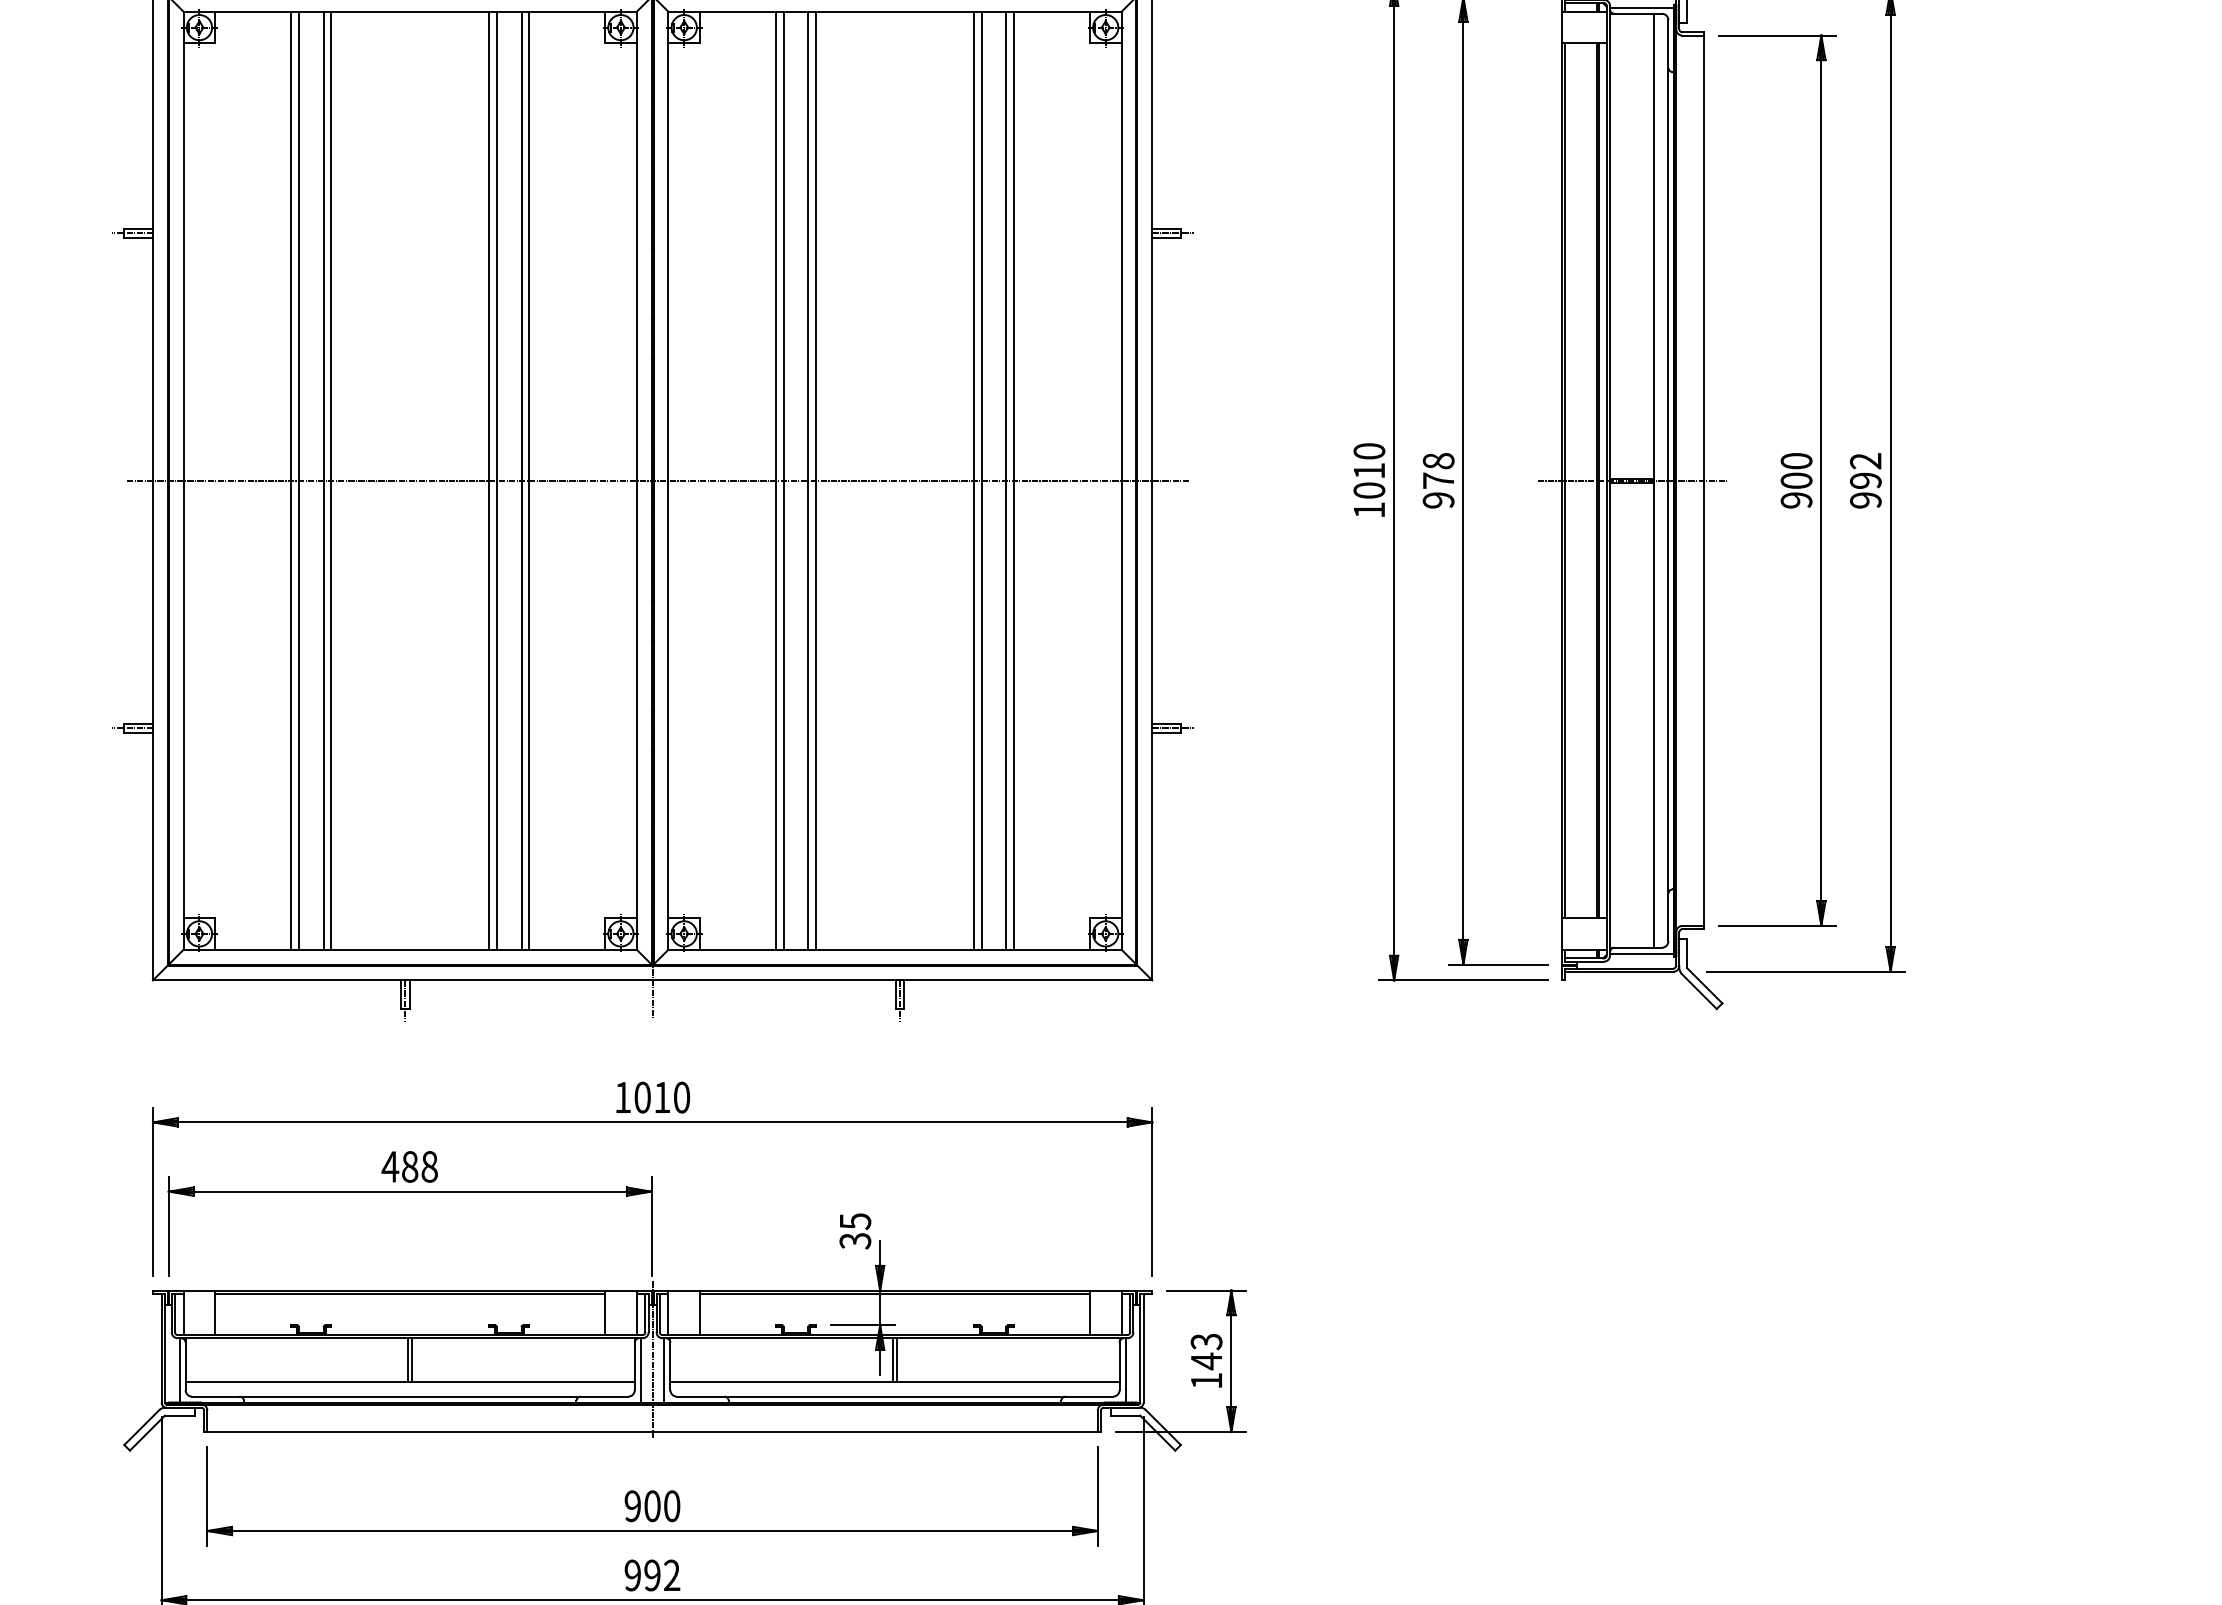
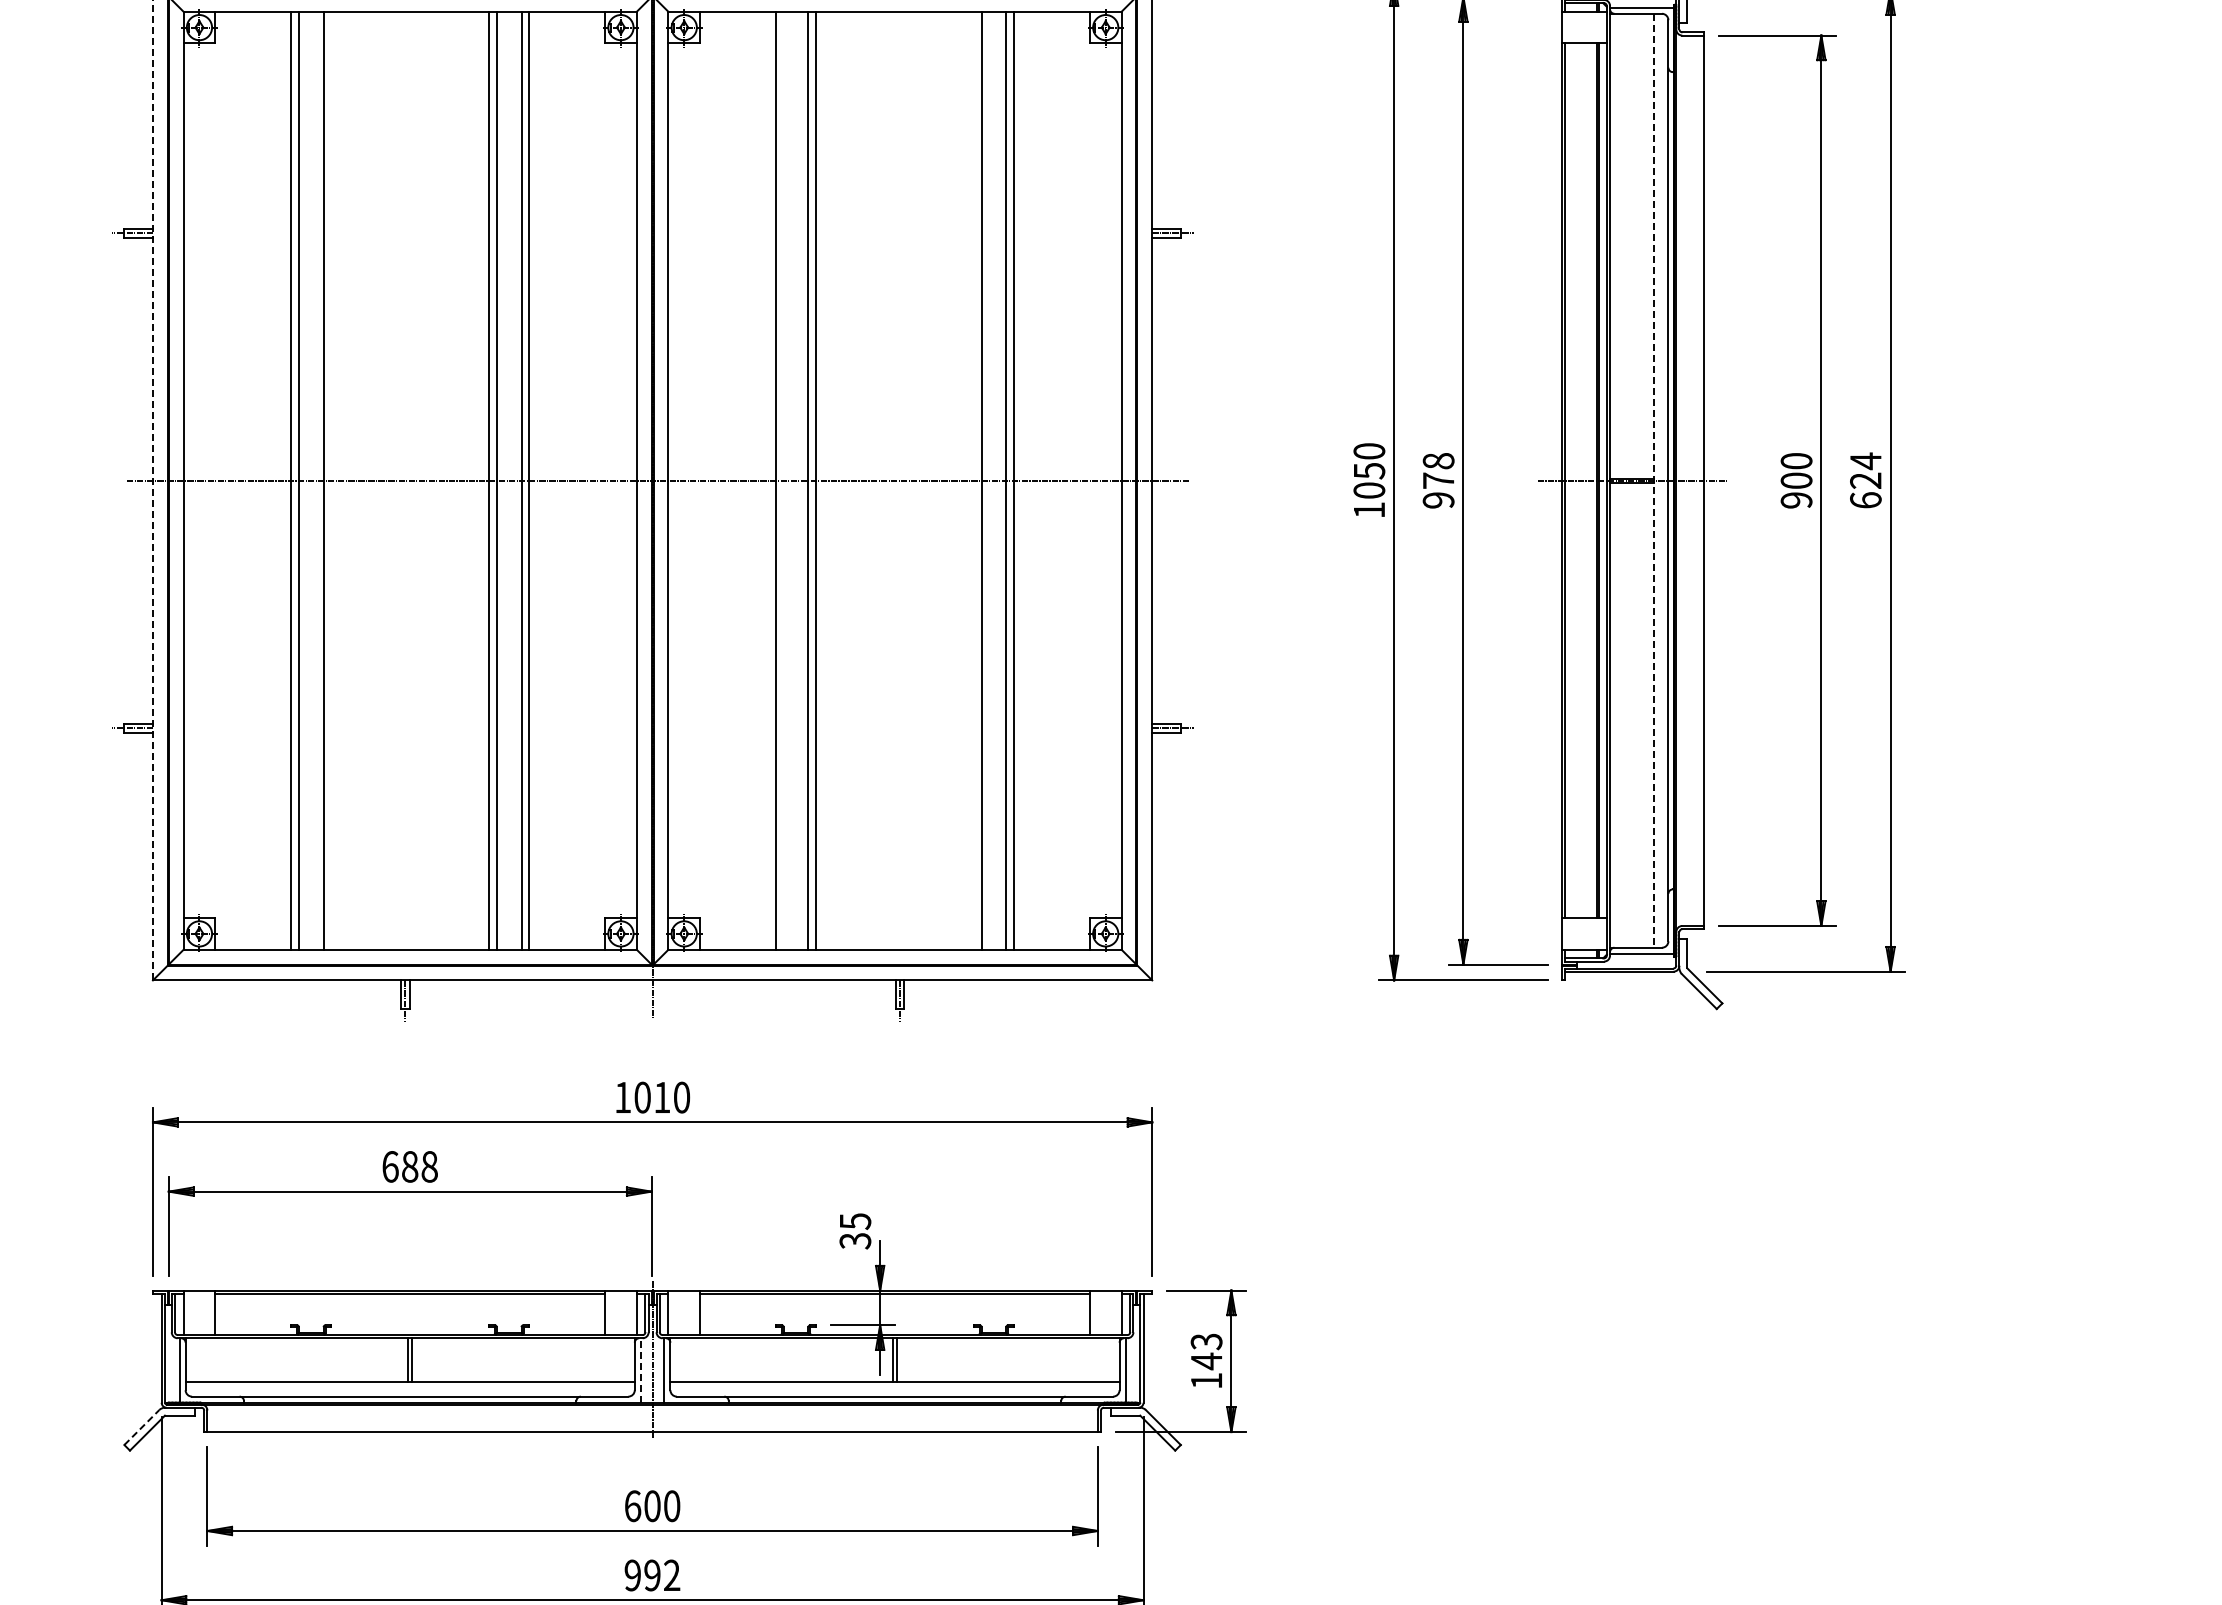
text: 1010 -> 1050 (1369, 471)
line: present -> none (331, 480)
line: present -> none (783, 480)
line: present -> none (974, 480)
line: solid -> dashed (1653, 480)
text: 992 -> 624 (1865, 480)
line: solid -> dashed (152, 489)
text: 488 -> 688 (390, 1166)
line: solid -> dashed (640, 1369)
line: solid -> dashed (141, 1427)
text: 900 -> 600 (632, 1506)
